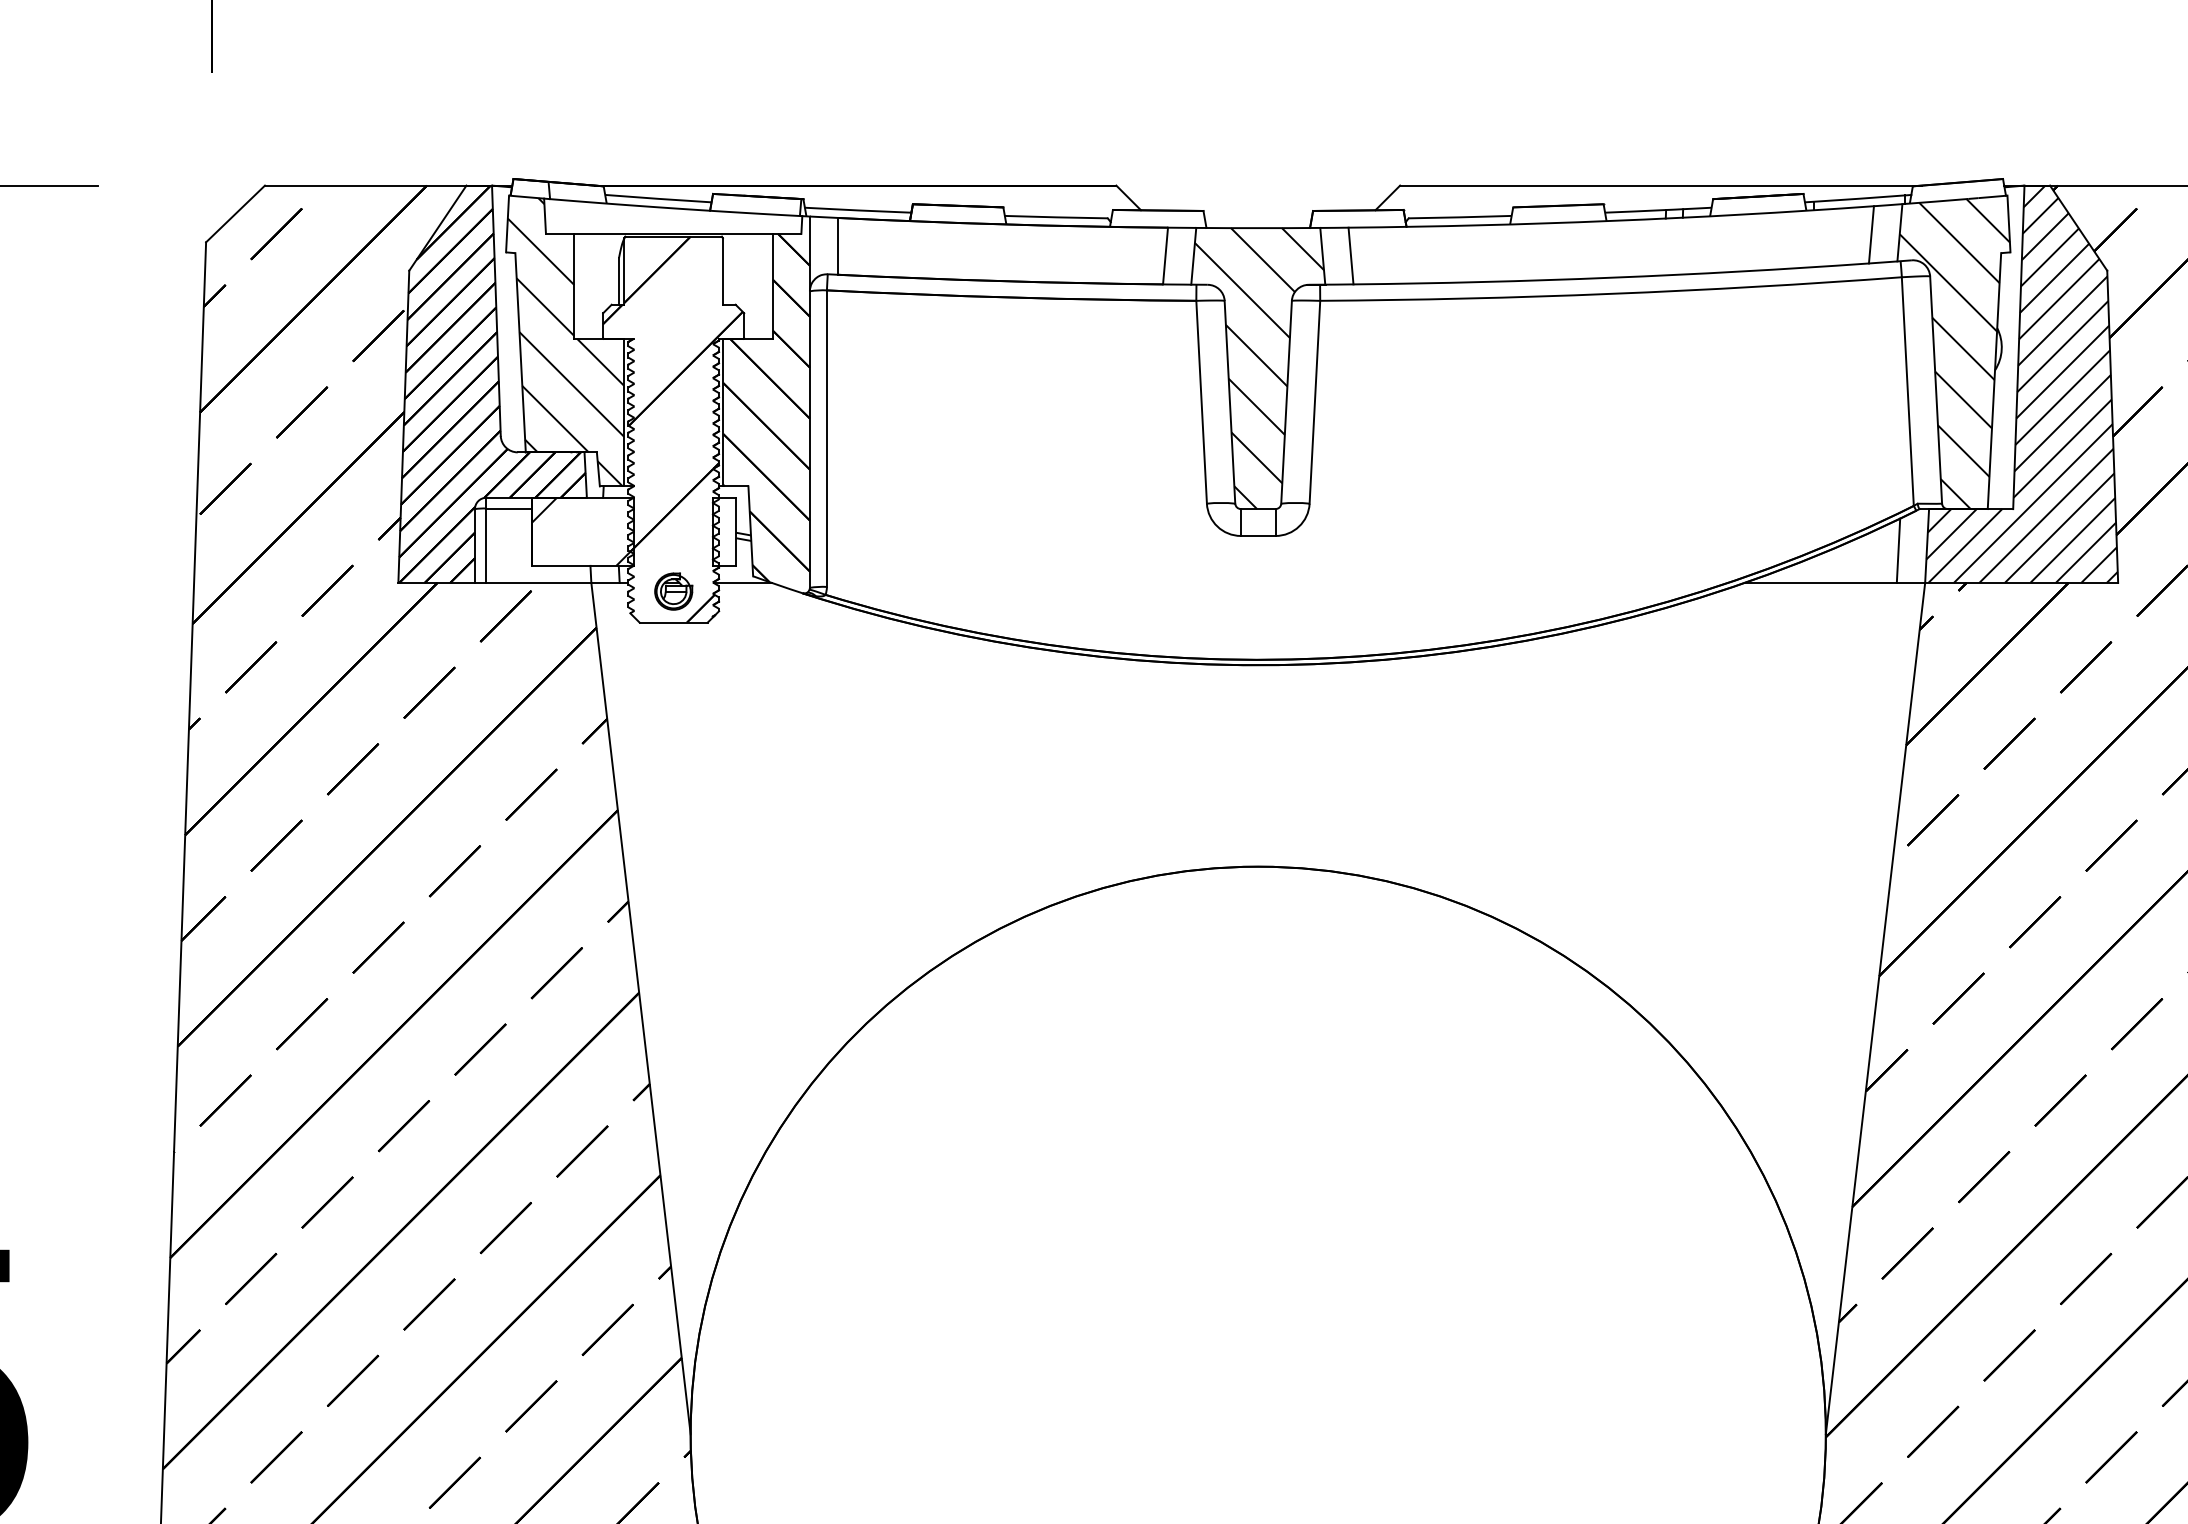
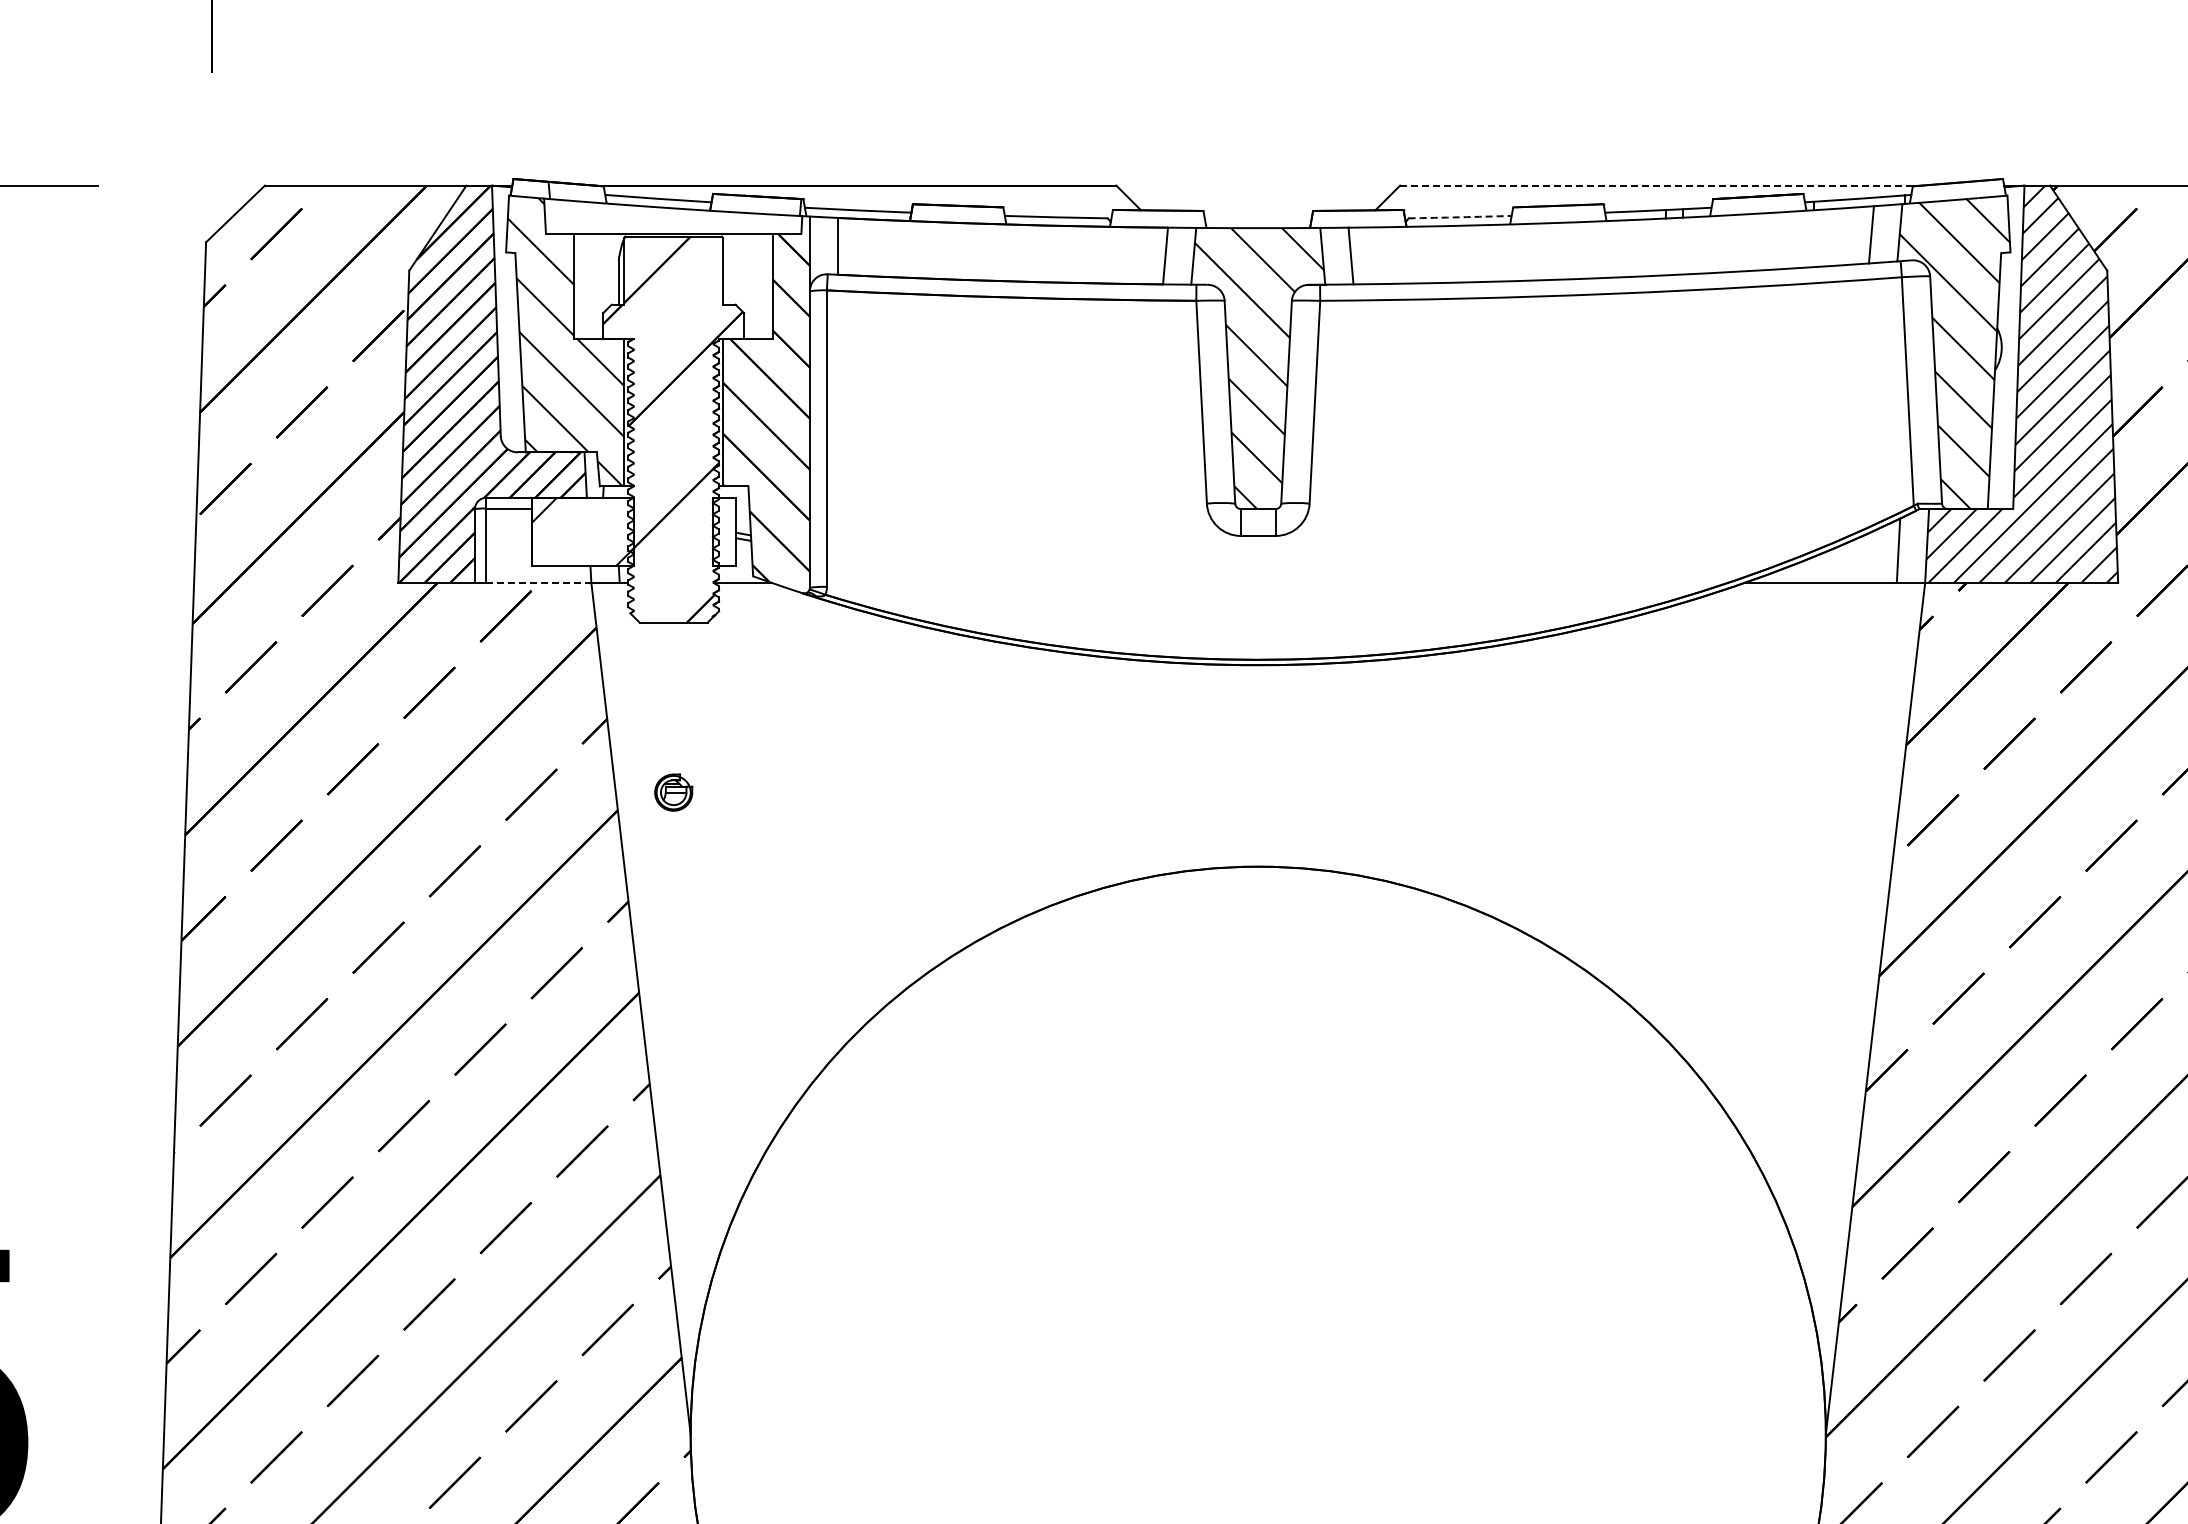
line: solid -> dashed (1661, 185)
arc: solid -> dashed (1460, 217)
line: solid -> dashed (538, 582)
part position: (673, 591) -> (673, 792) (673, 792)
